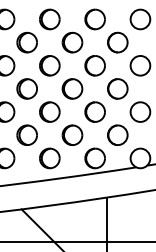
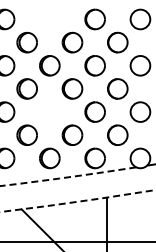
part: present -> none (49, 19)
part: present -> none (49, 111)
arc: solid -> dashed (68, 177)
arc: solid -> dashed (79, 201)
